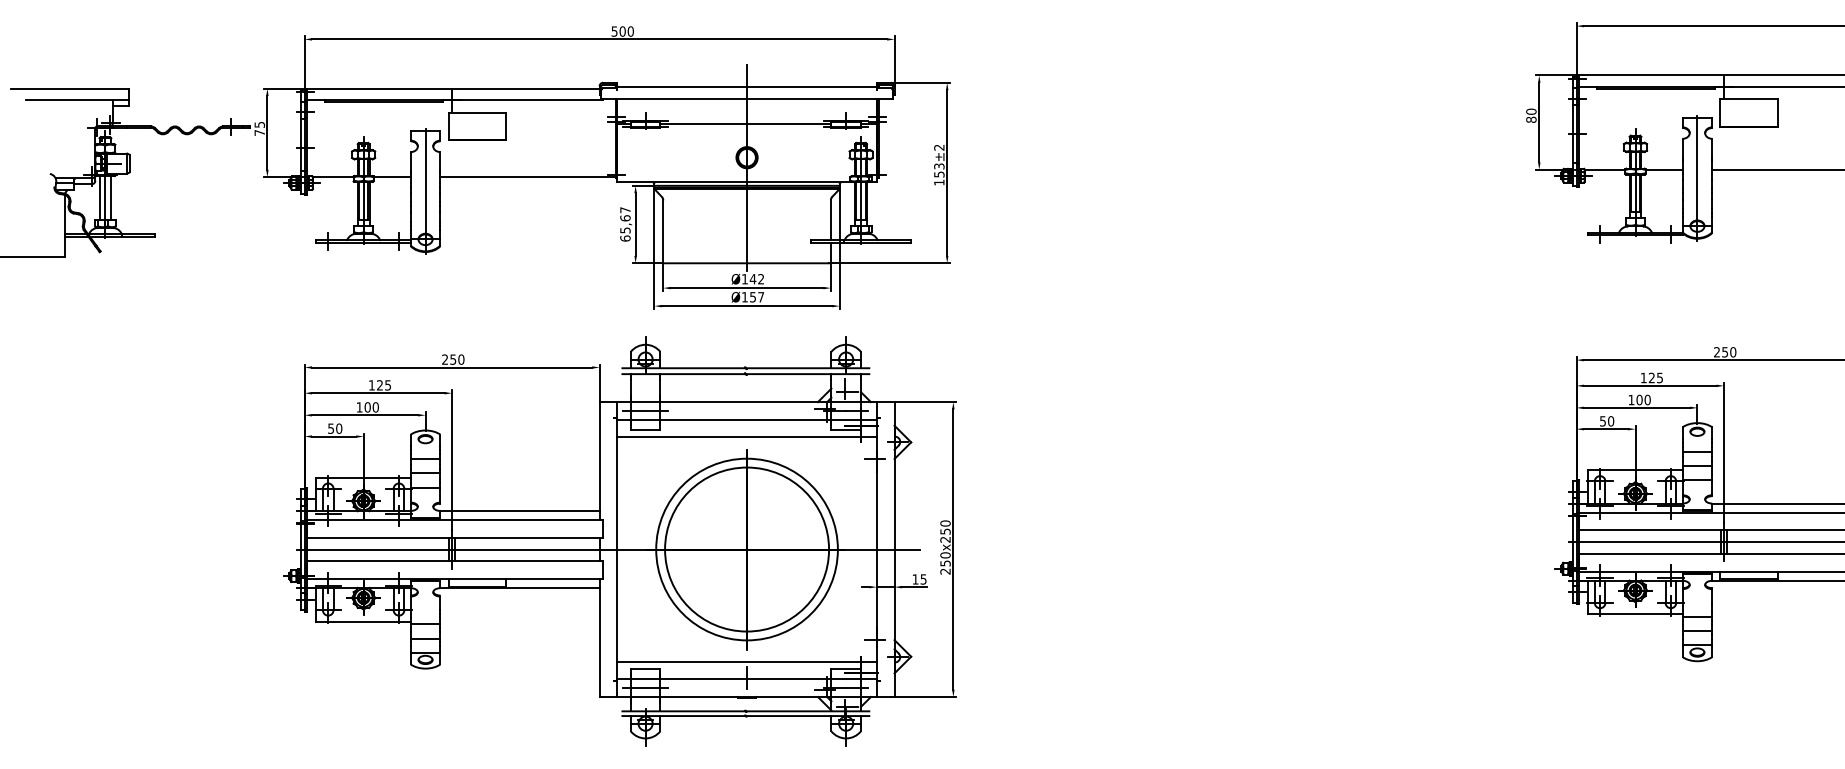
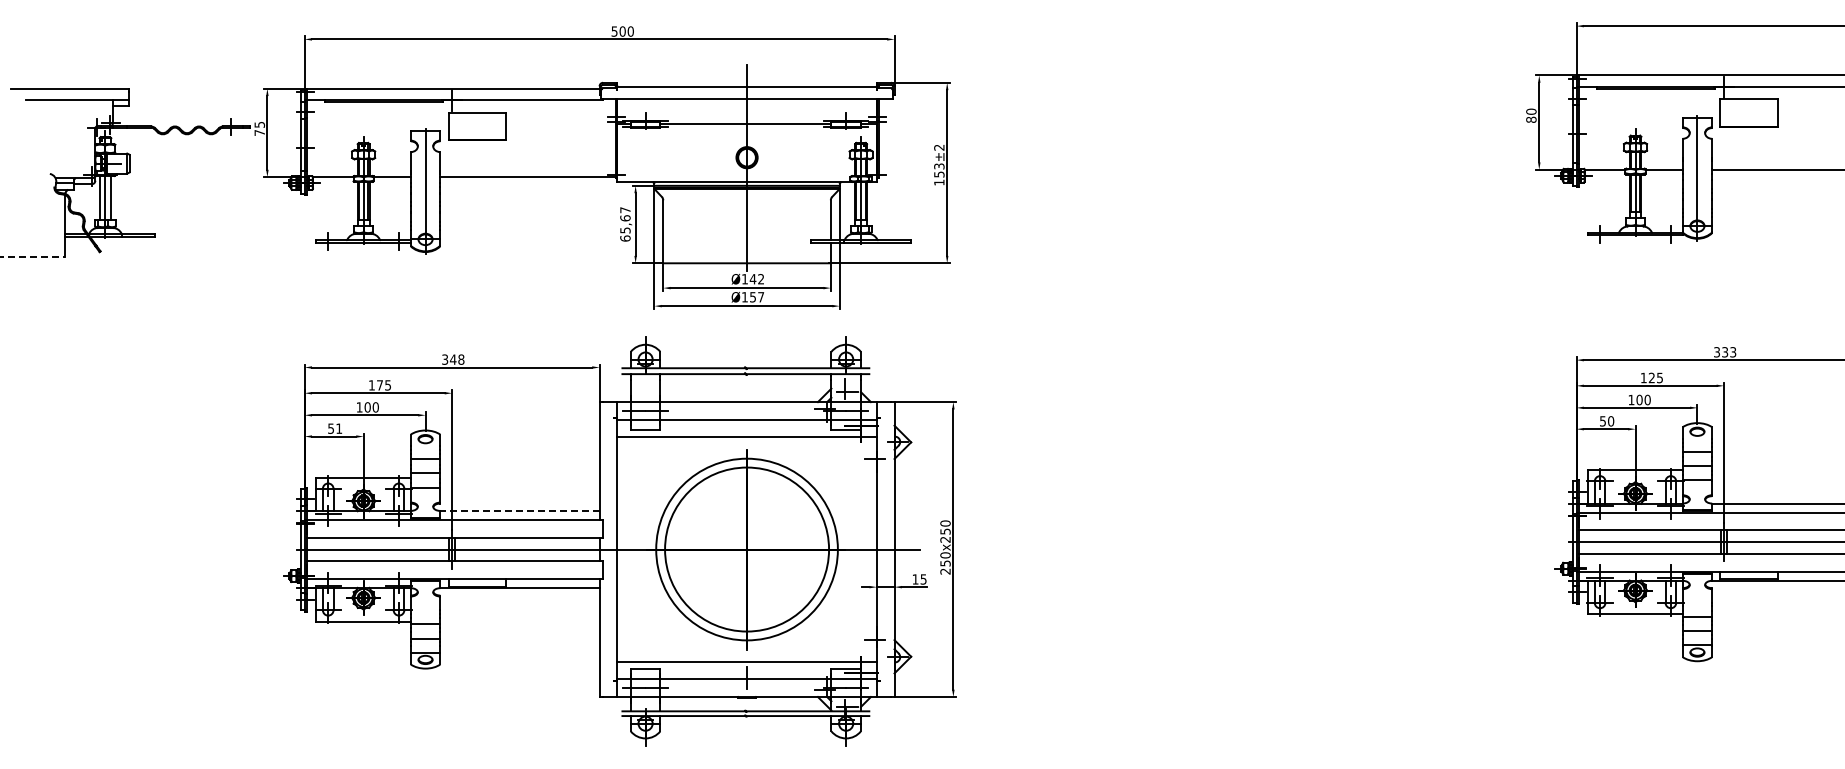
line: solid -> dashed (33, 257)
text: 250 -> 333 (1725, 352)
text: 250 -> 348 (453, 359)
text: 125 -> 175 (379, 385)
text: 50 -> 51 (339, 428)
line: solid -> dashed (519, 511)
